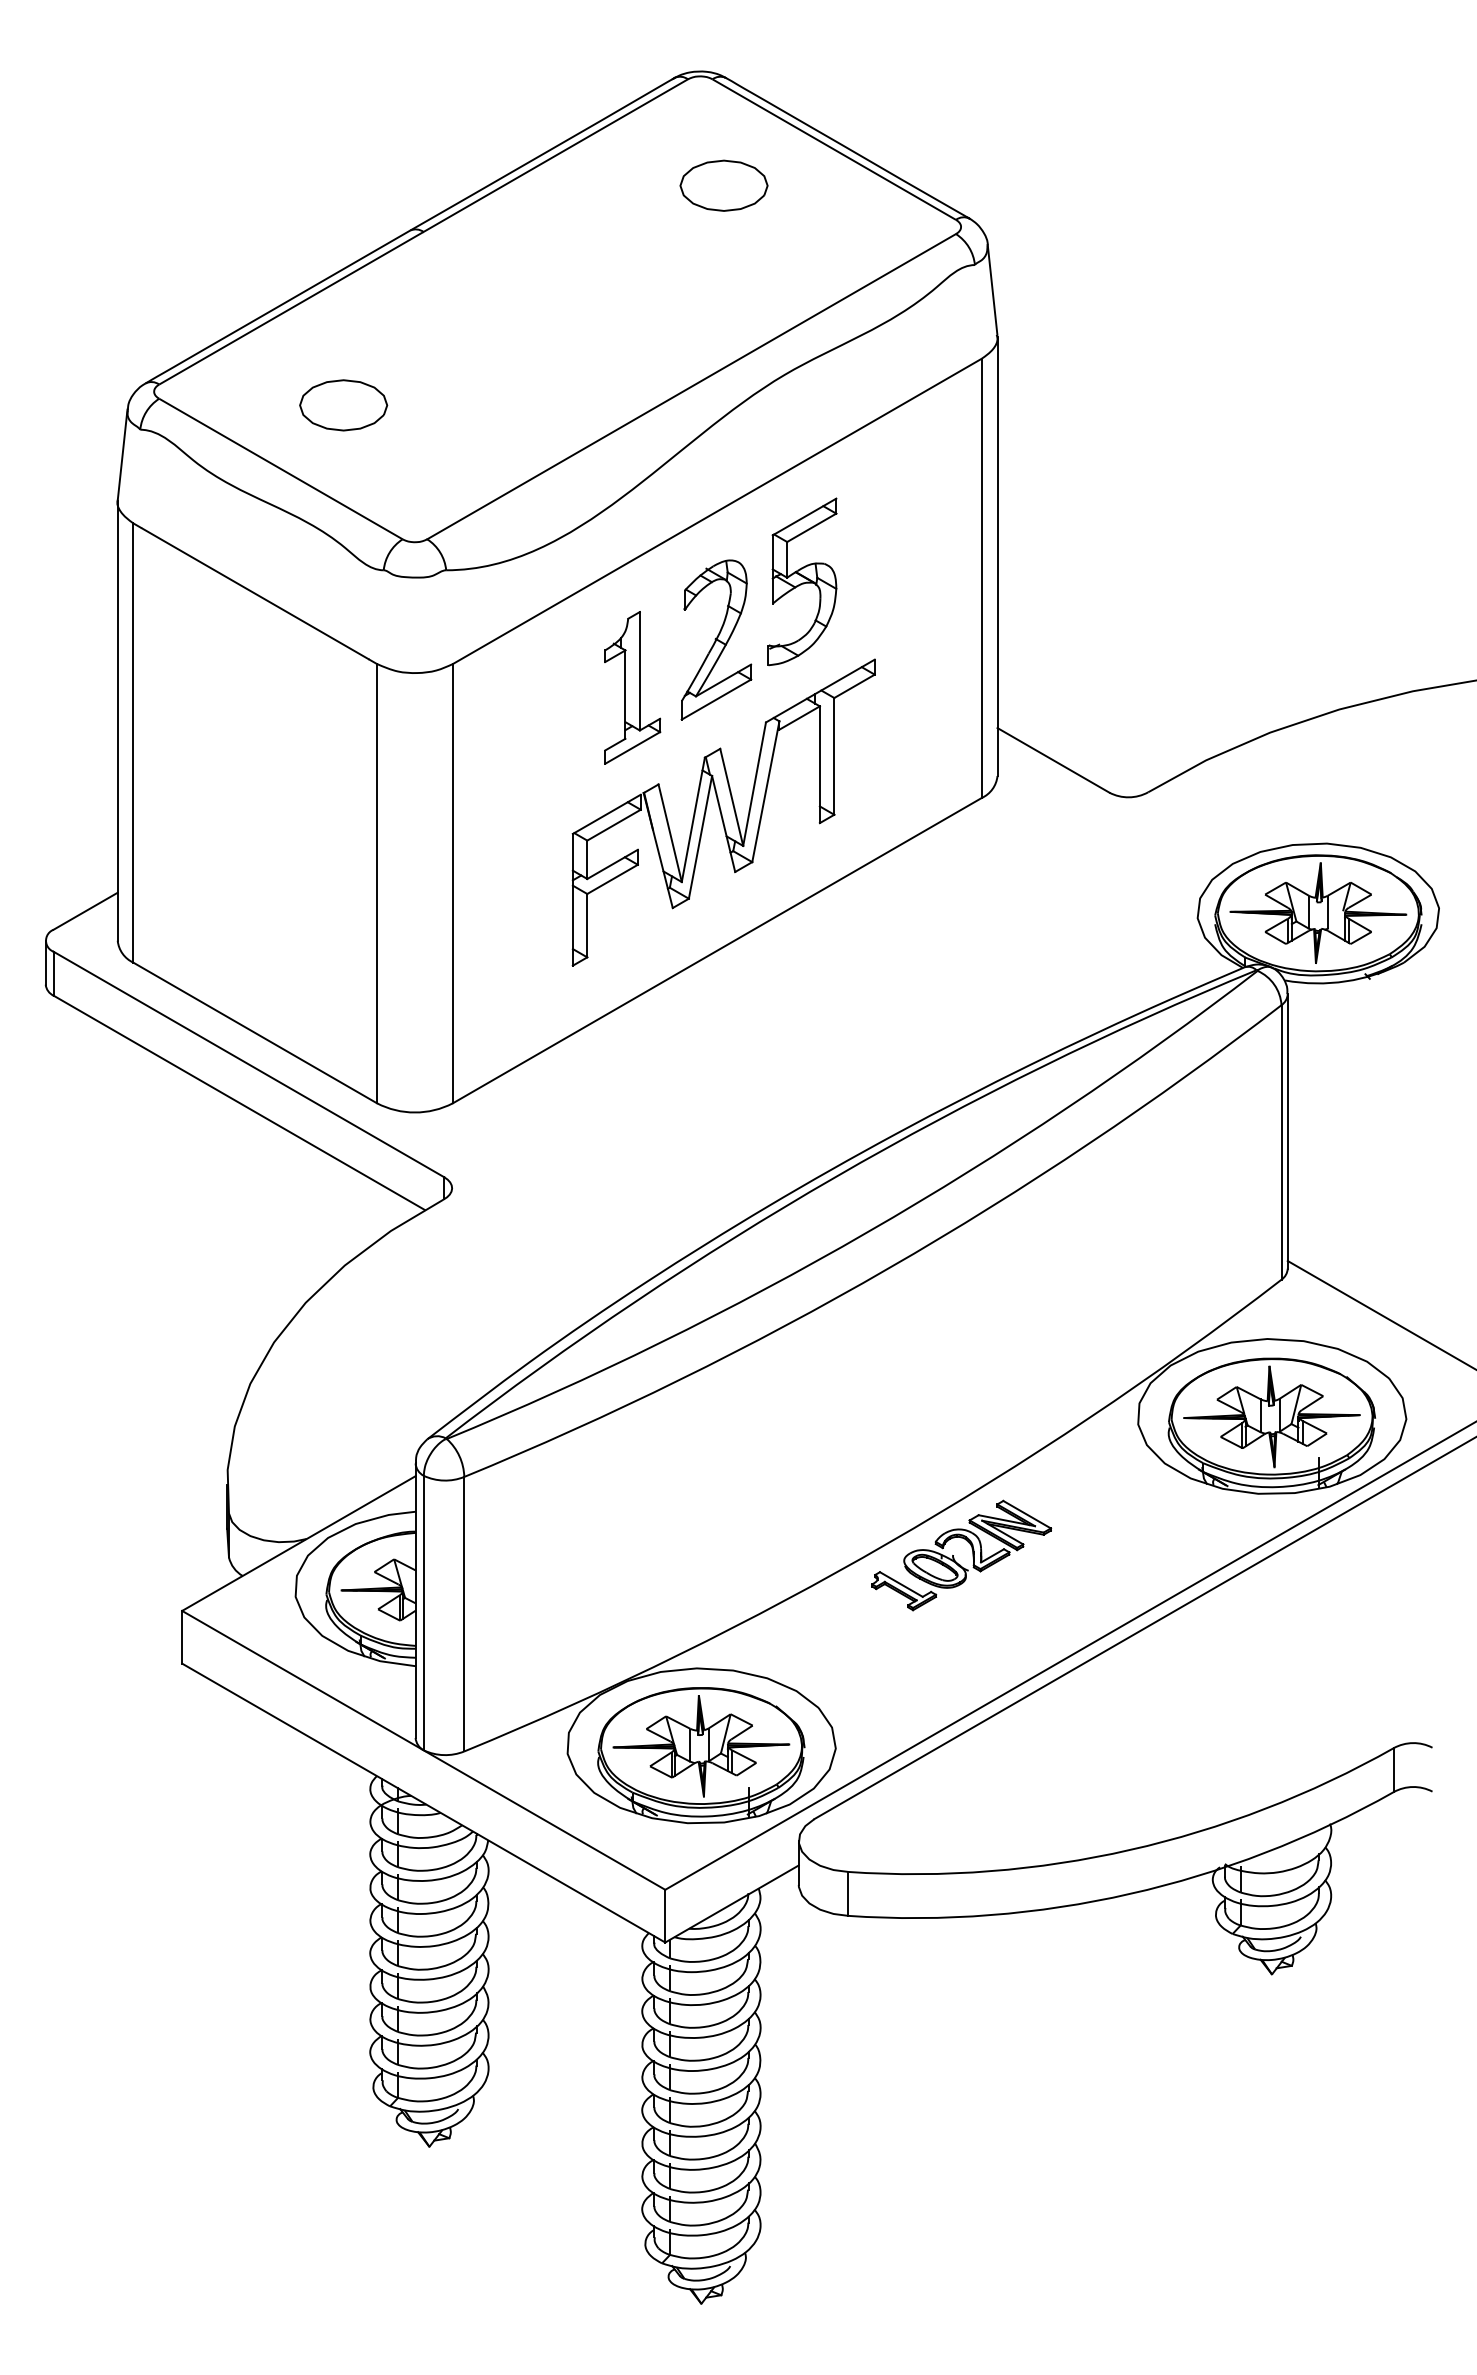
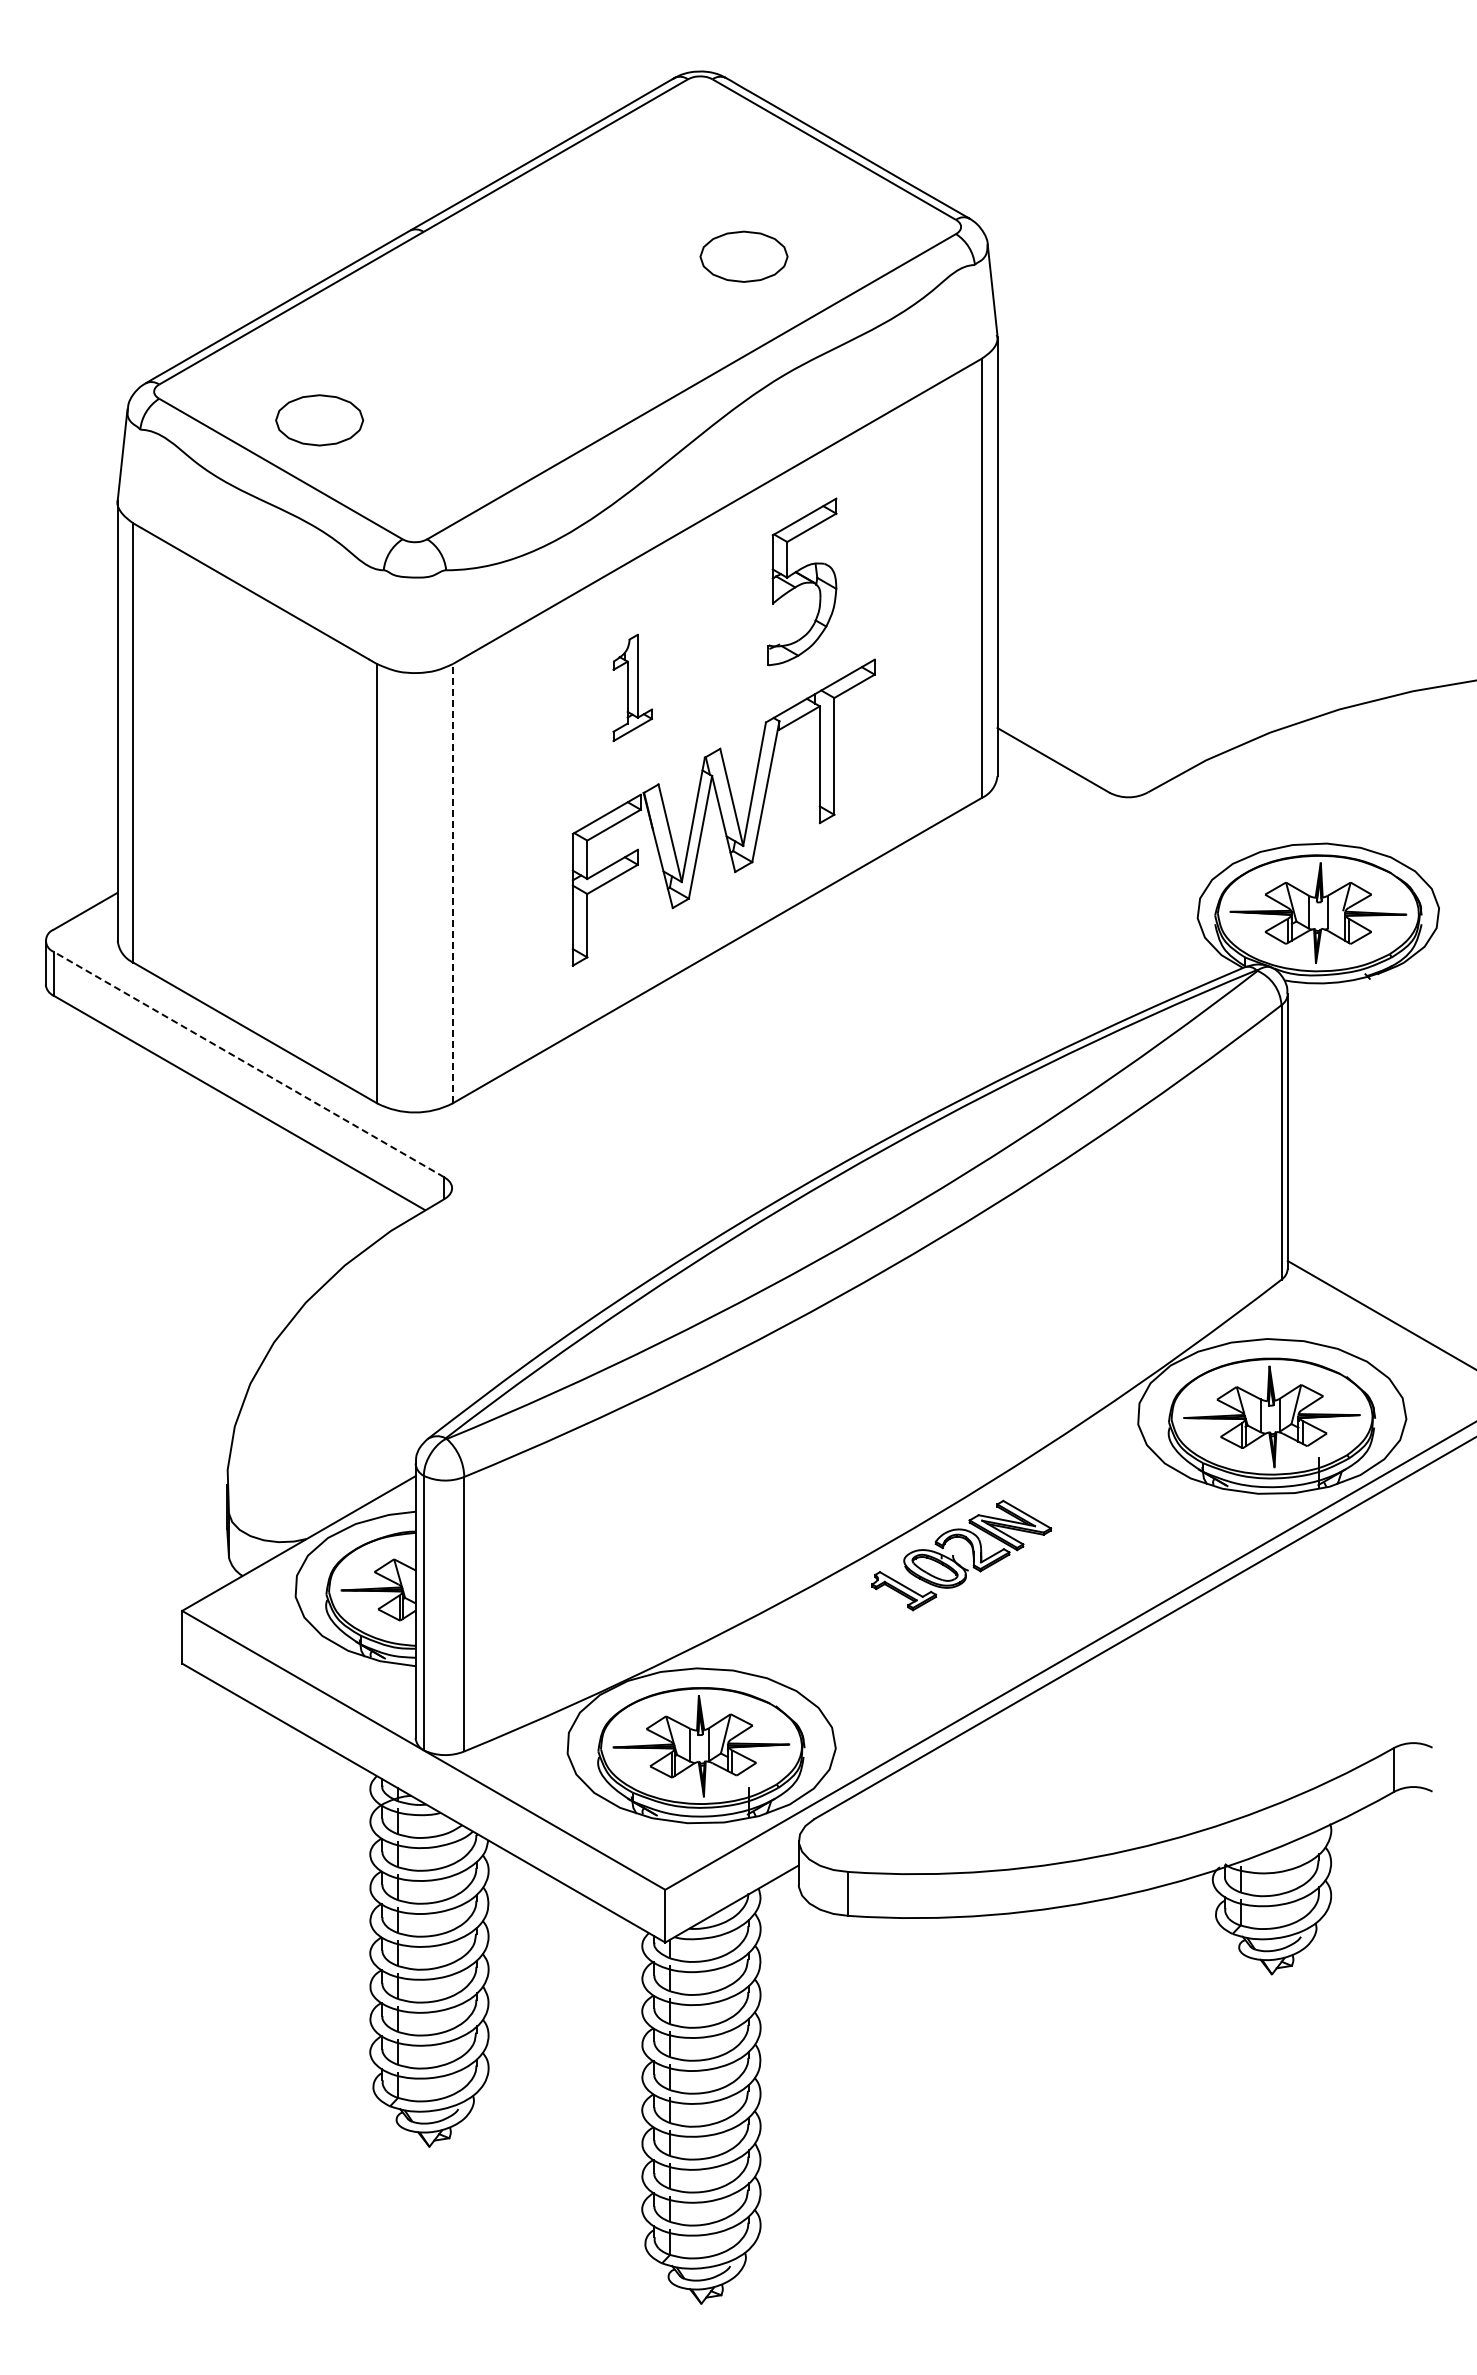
part position: (723, 185) -> (743, 256) (743, 256)
part position: (343, 405) -> (319, 420) (319, 420)
part: present -> none (716, 639)
part size: 58x154 px -> 41x110 px (632, 687)
line: solid -> dashed (453, 883)
line: solid -> dashed (248, 1064)
